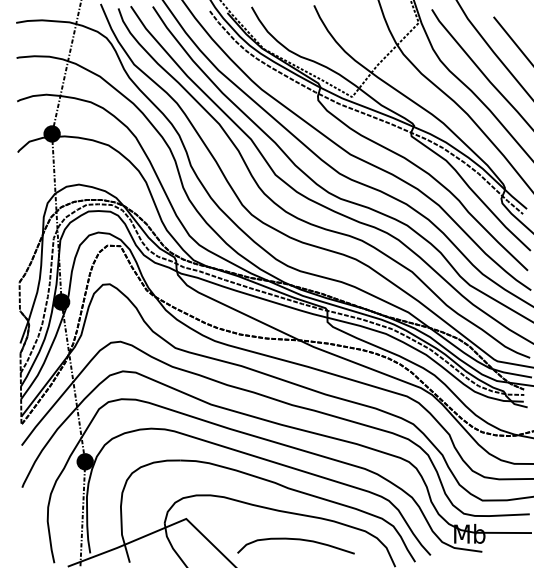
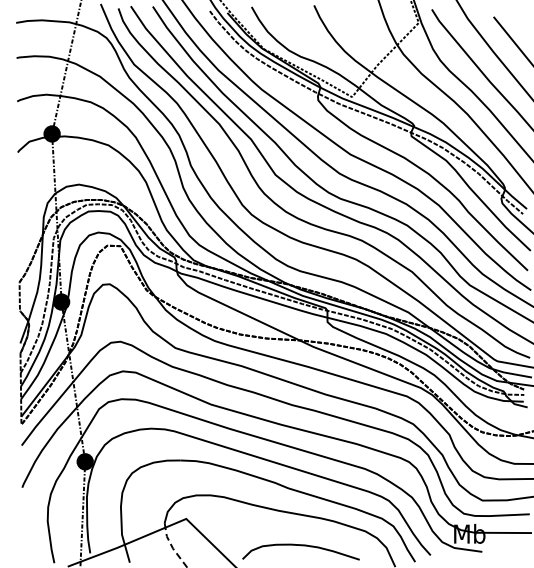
curve position: (295, 540) -> (300, 546) (300, 546)
line: solid -> dashed (172, 546)
